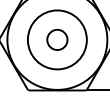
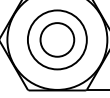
circle diameter: 20 px -> 34 px (57, 39)
